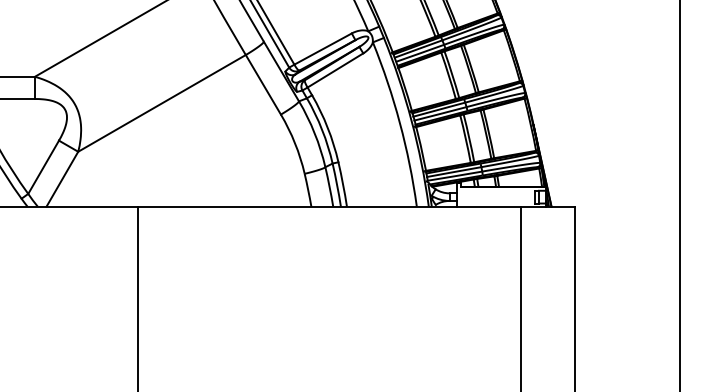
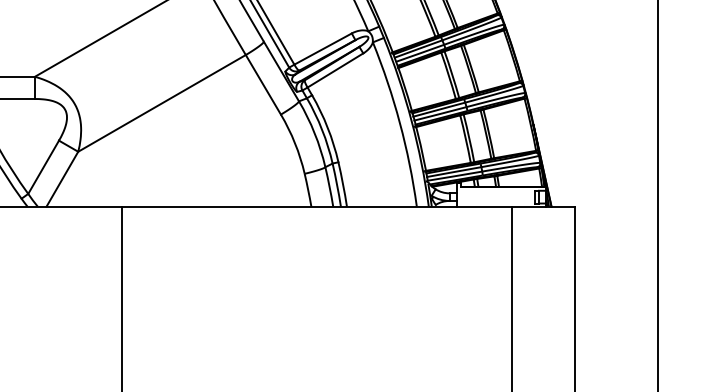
line position: (679, 195) -> (657, 195) (657, 195)
line position: (138, 297) -> (122, 297) (122, 297)
line position: (520, 297) -> (511, 297) (511, 297)
